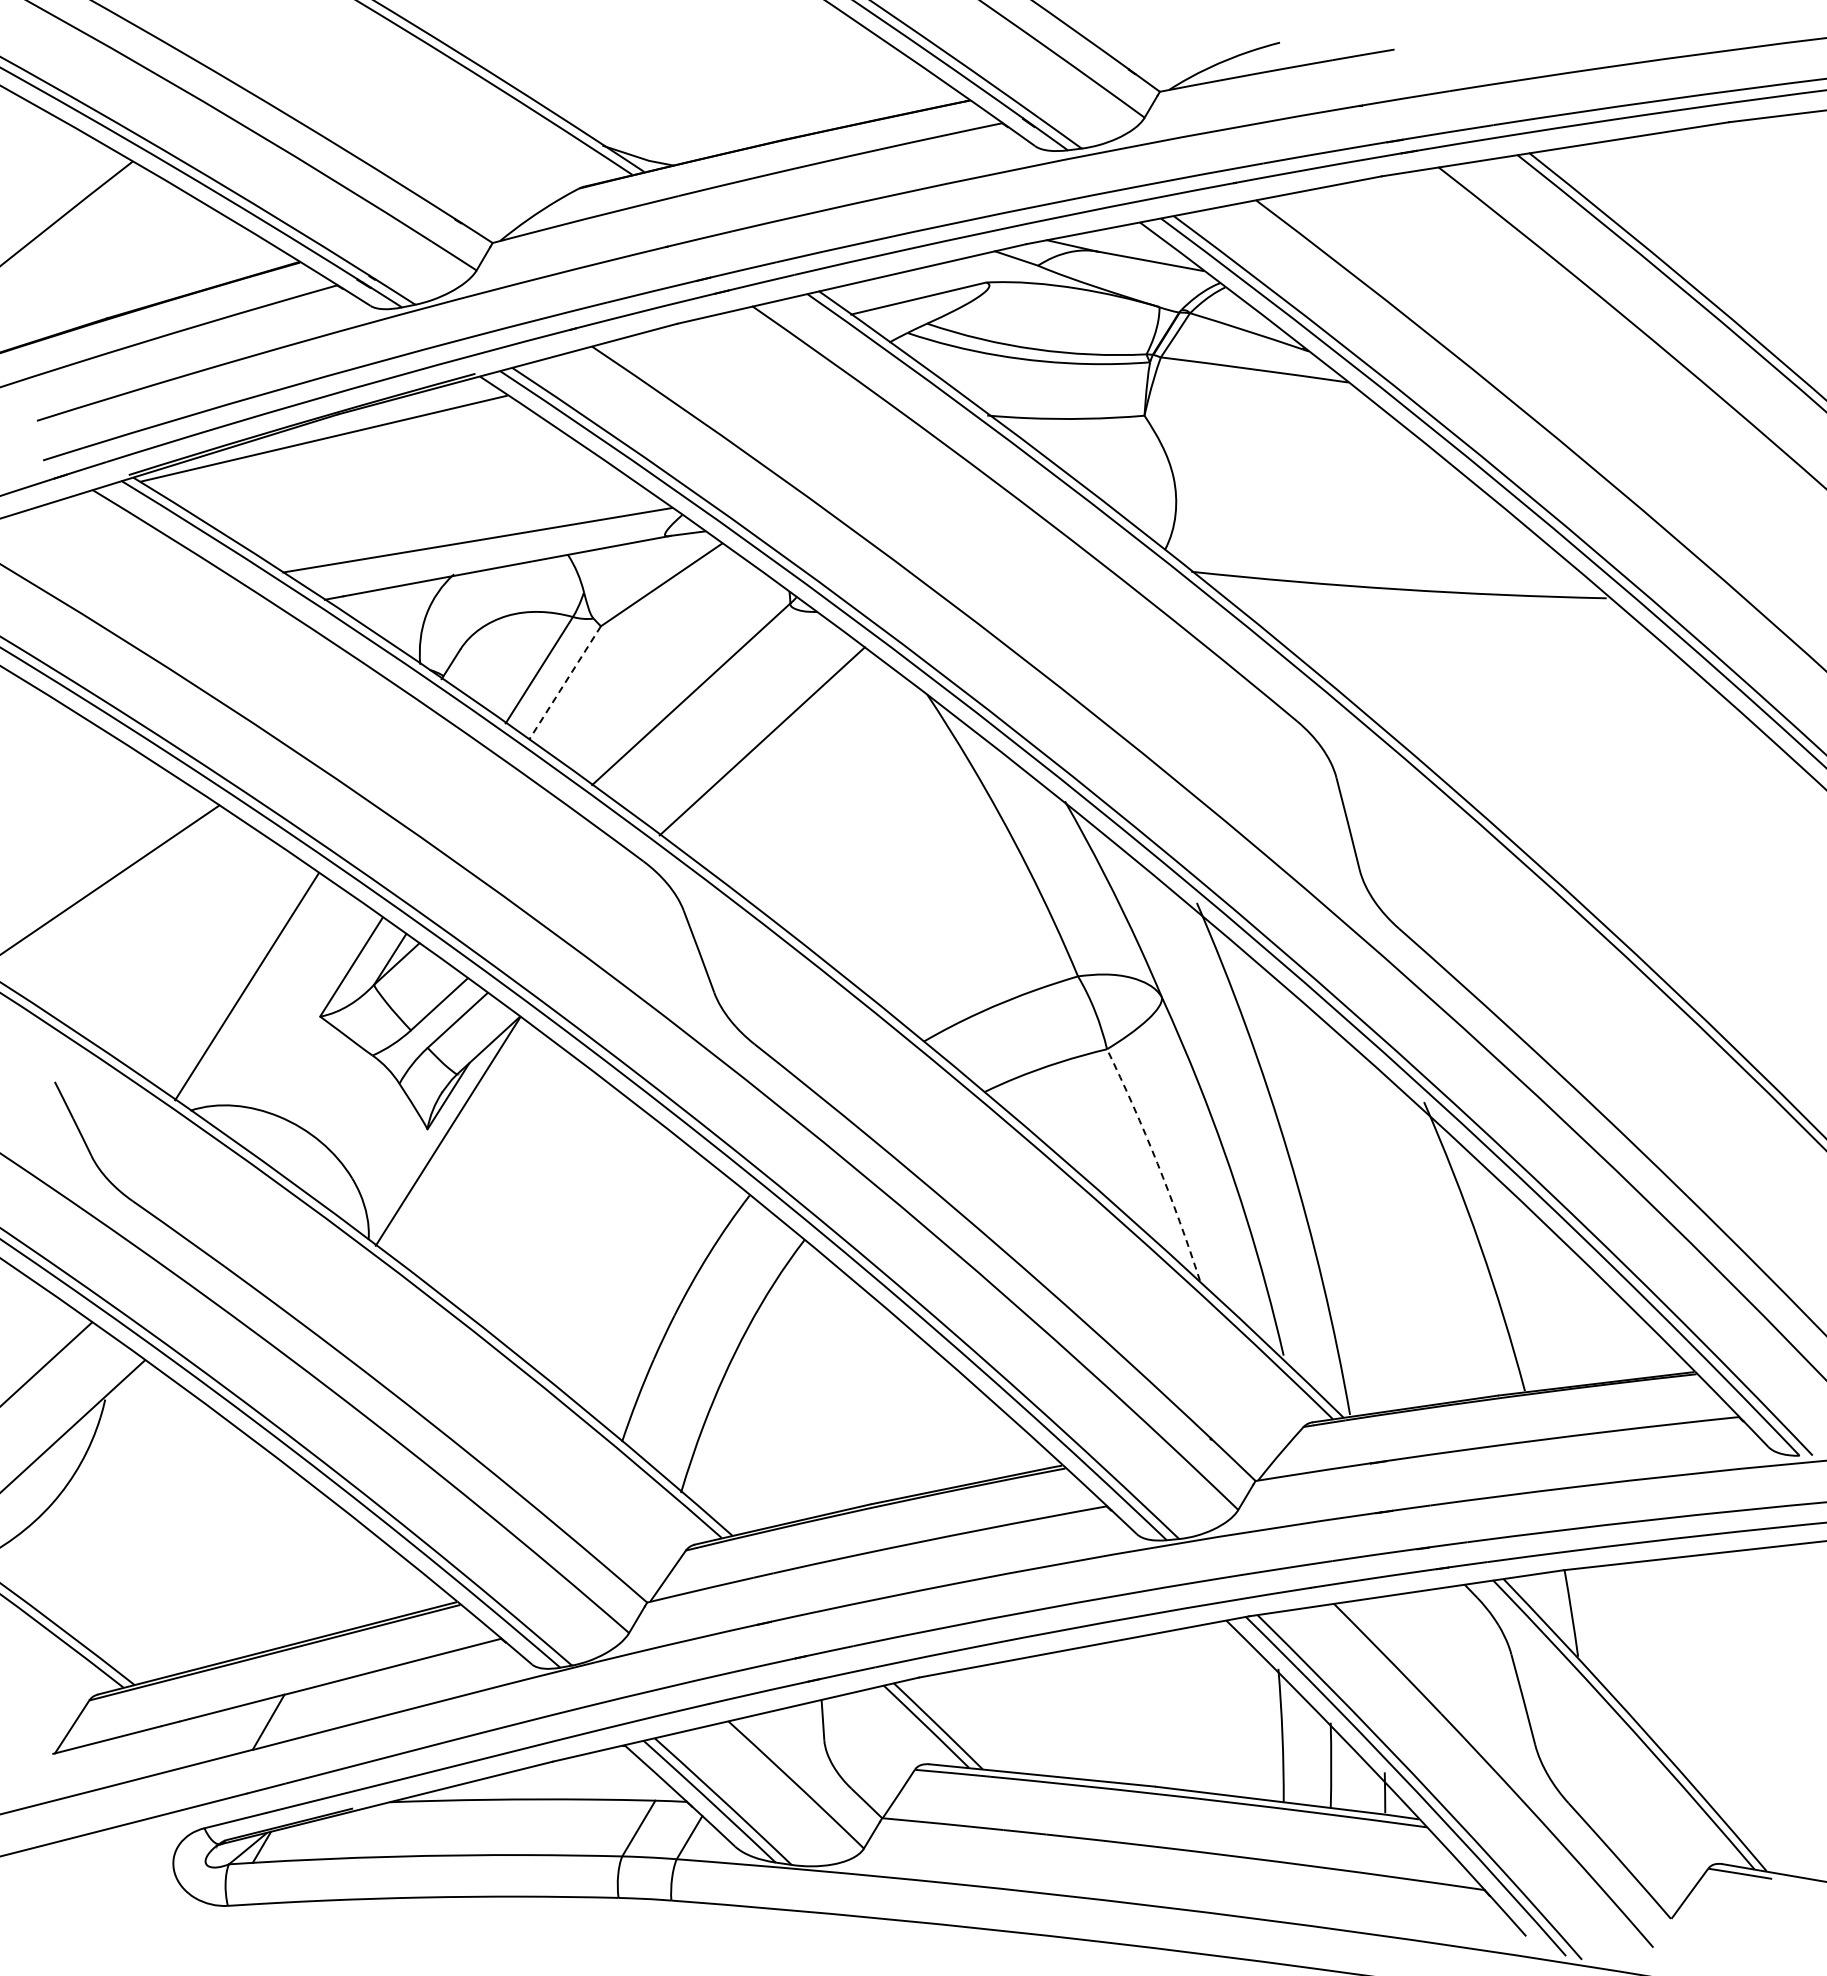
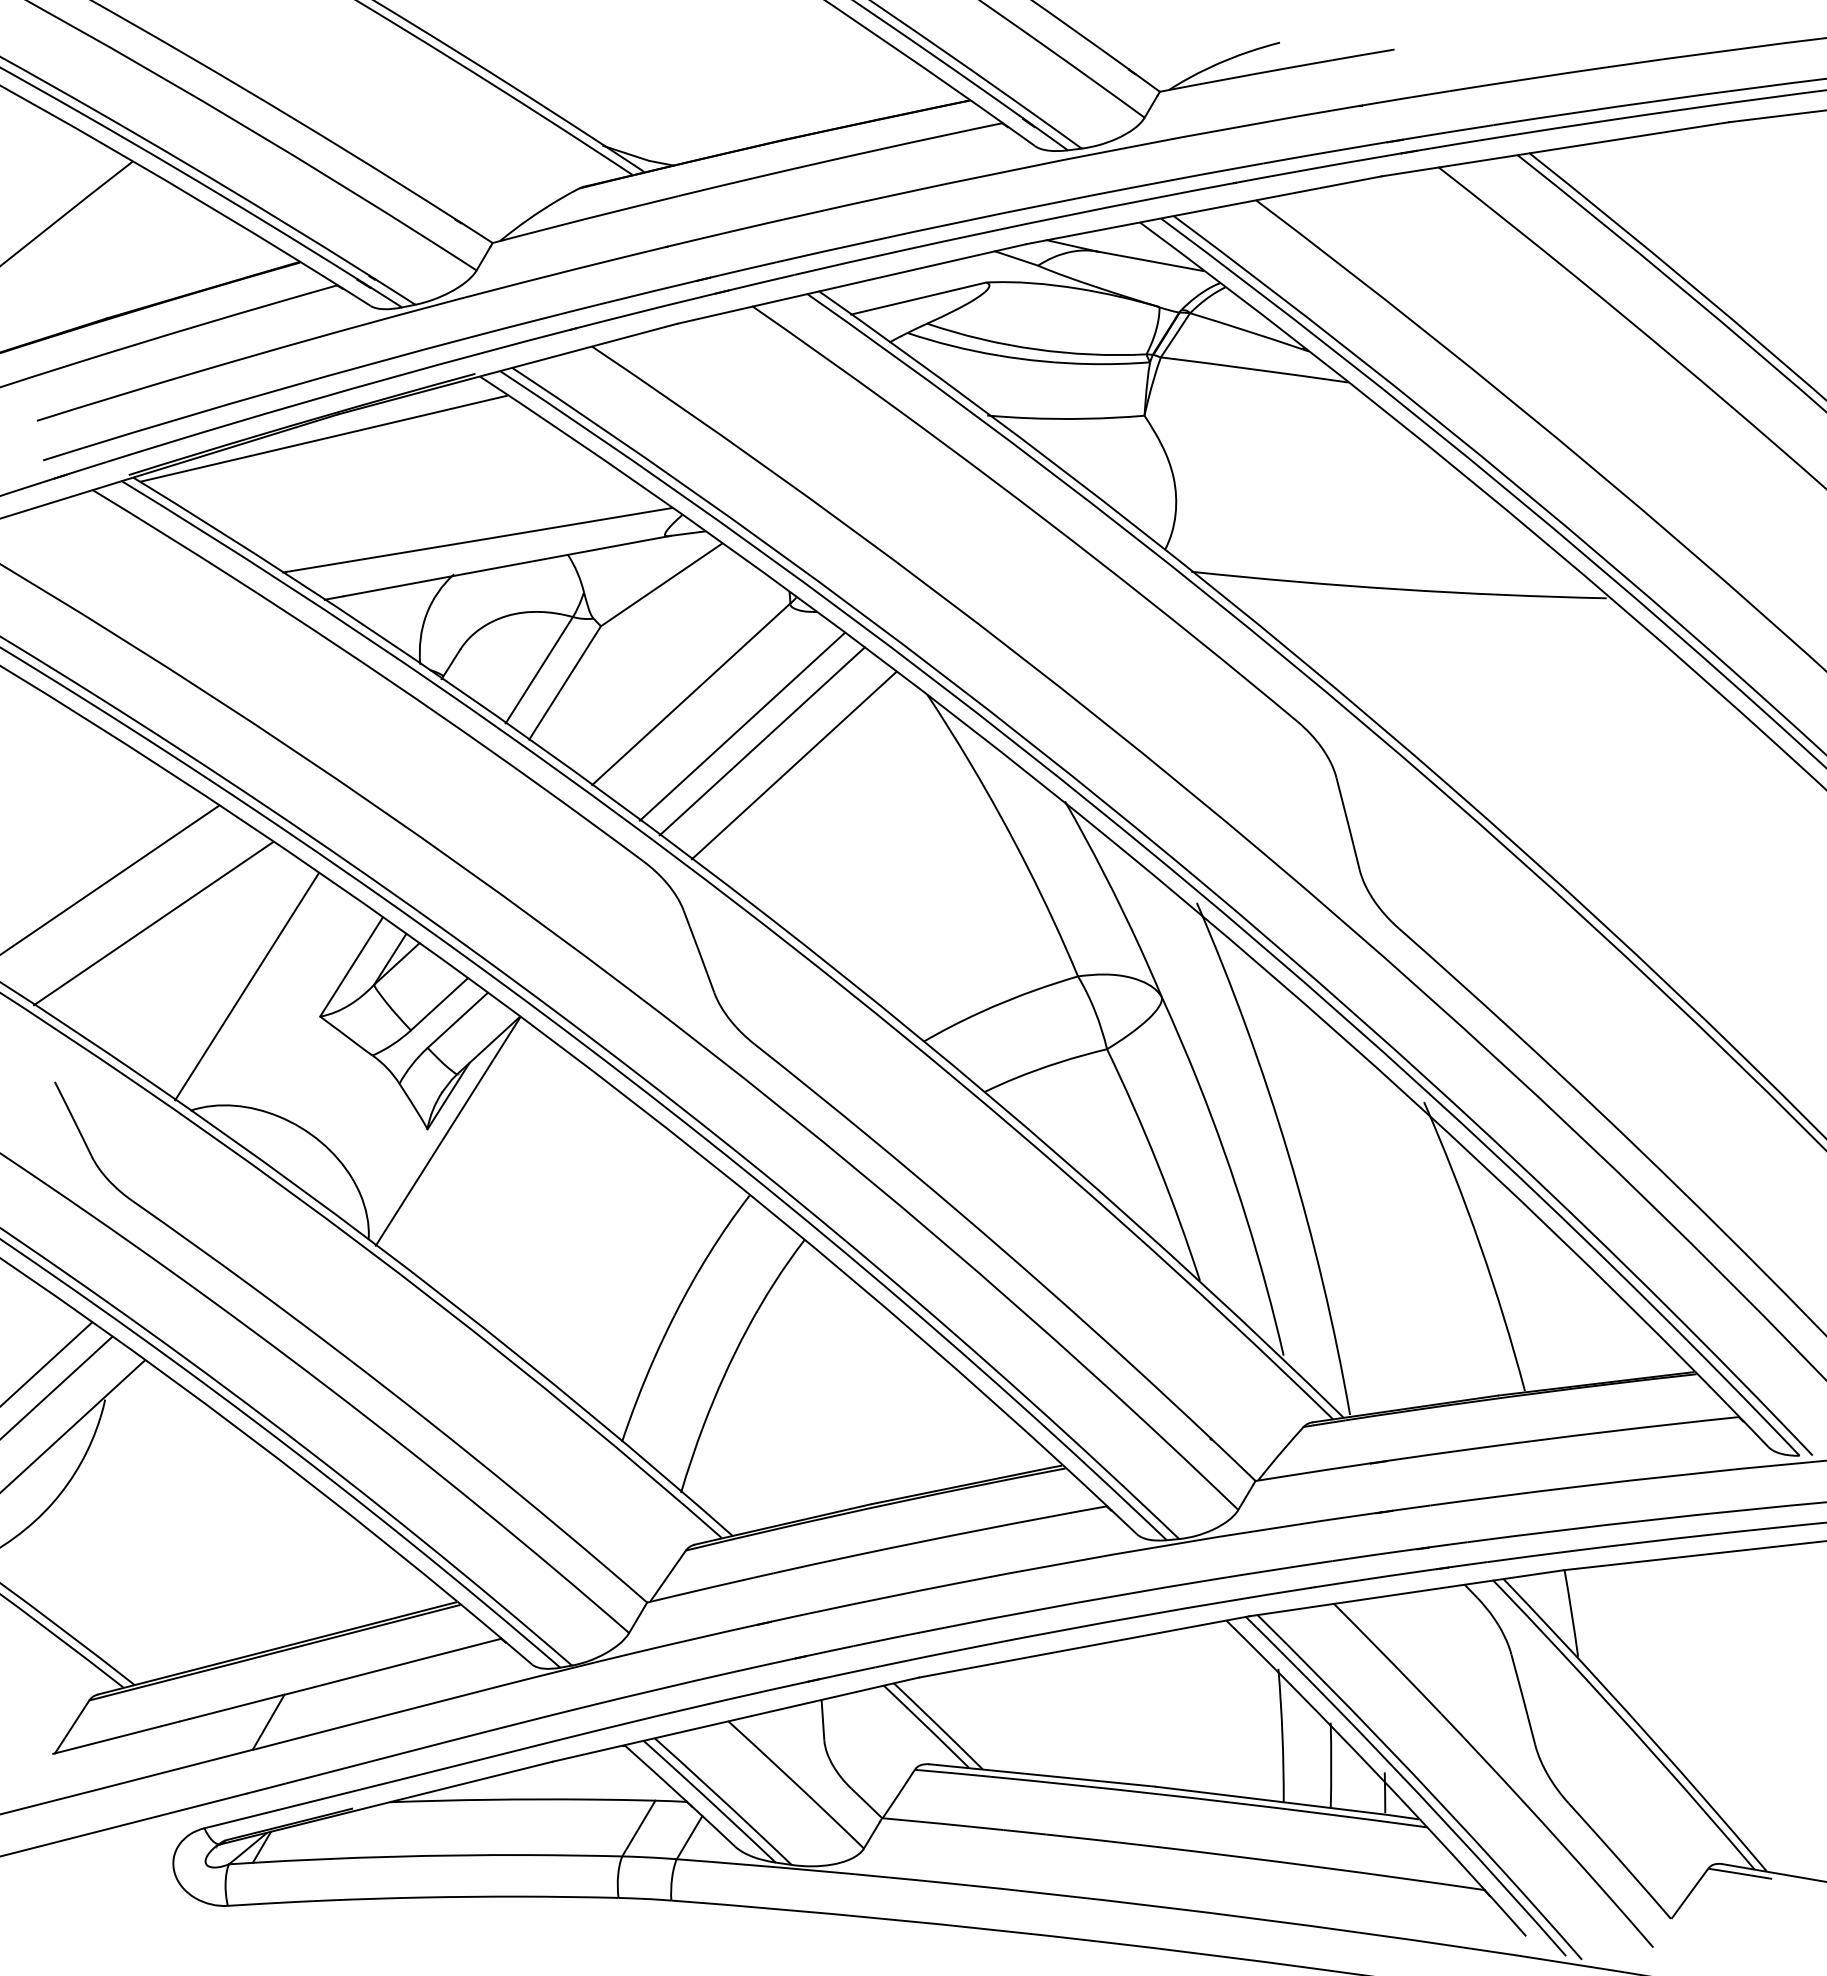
line: dashed -> solid (564, 683)
line: none -> present (741, 726)
line: none -> present (793, 765)
line: none -> present (153, 923)
arc: dashed -> solid (1157, 1163)
line: none -> present (57, 1386)
